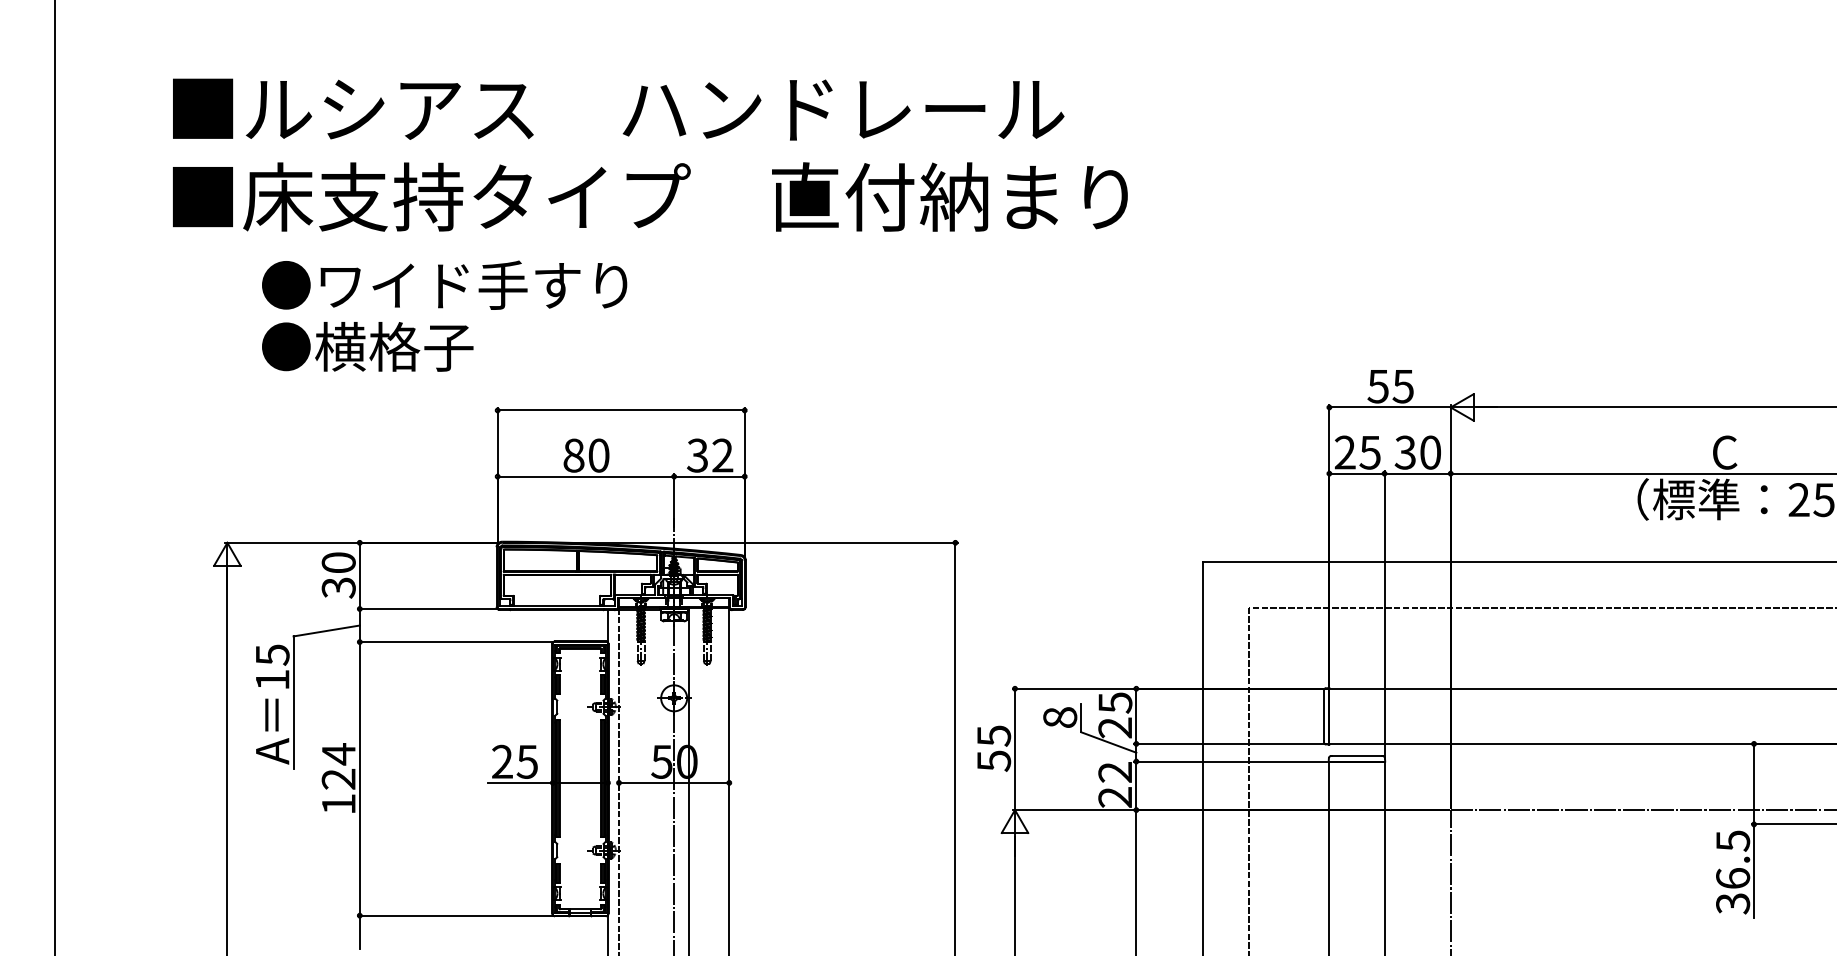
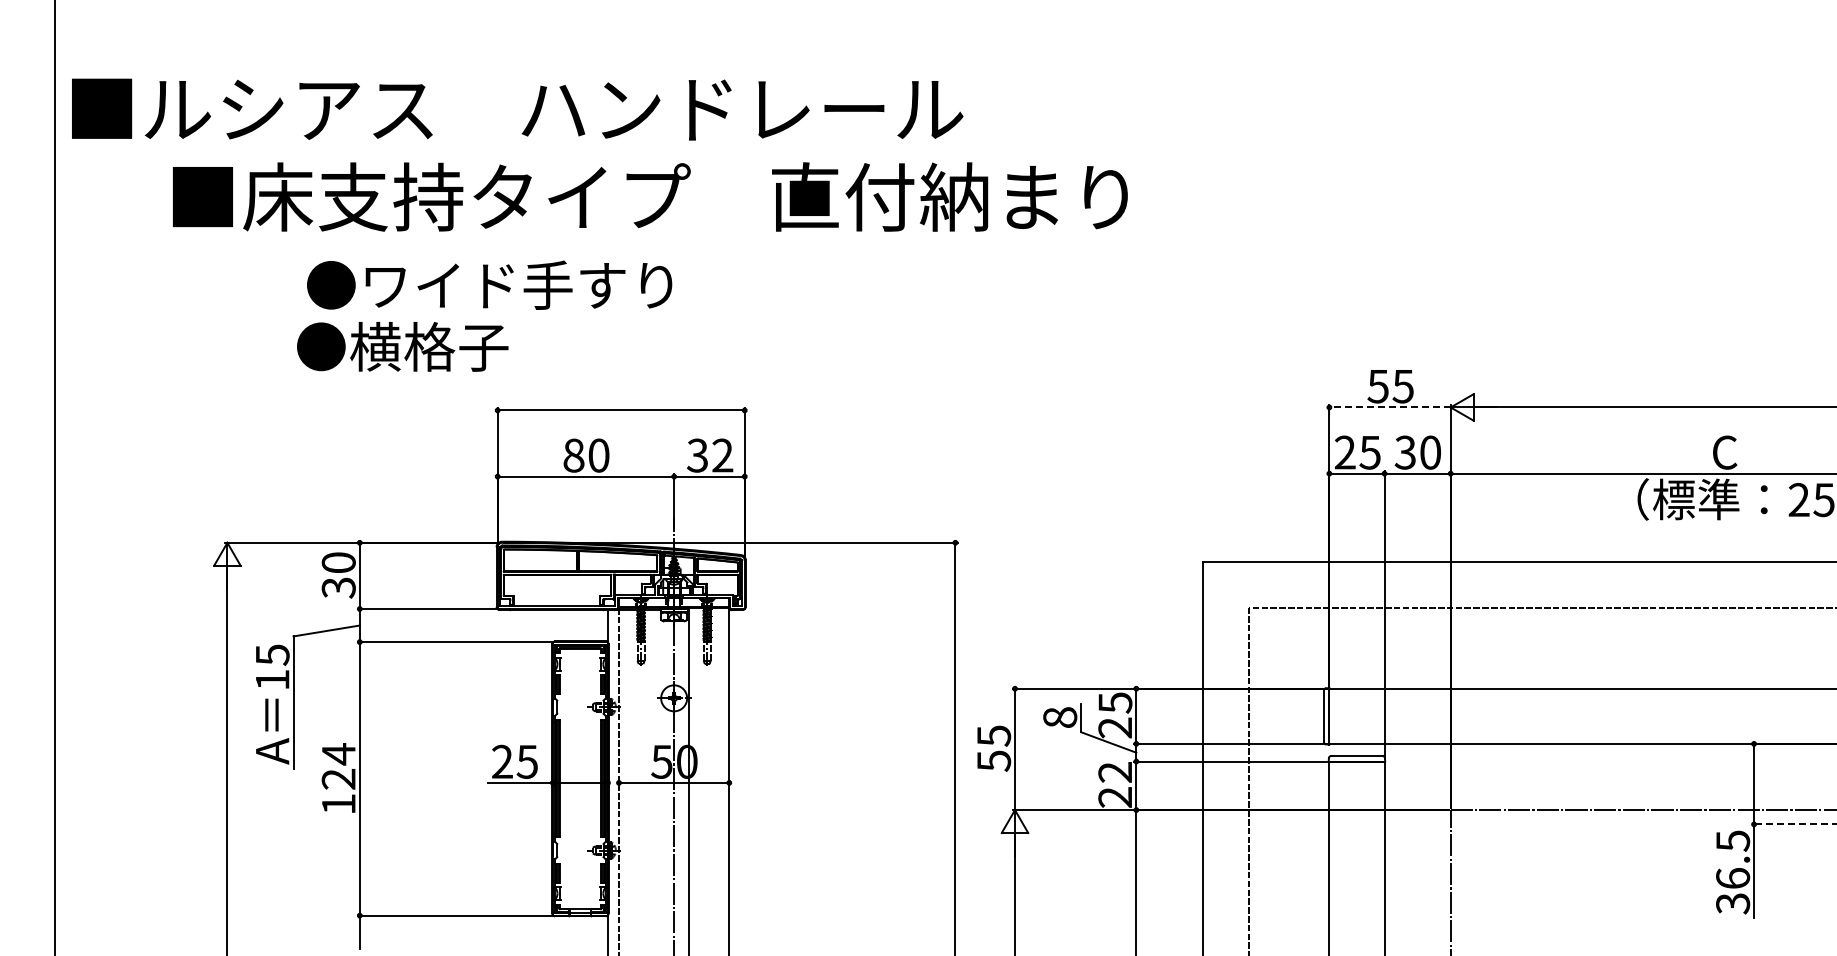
text position: (618, 109) -> (517, 109) (517, 109)
text position: (444, 284) -> (489, 284) (489, 284)
text position: (367, 346) -> (402, 346) (402, 346)
line: solid -> dashed (1390, 407)
line: solid -> dashed (1793, 824)
